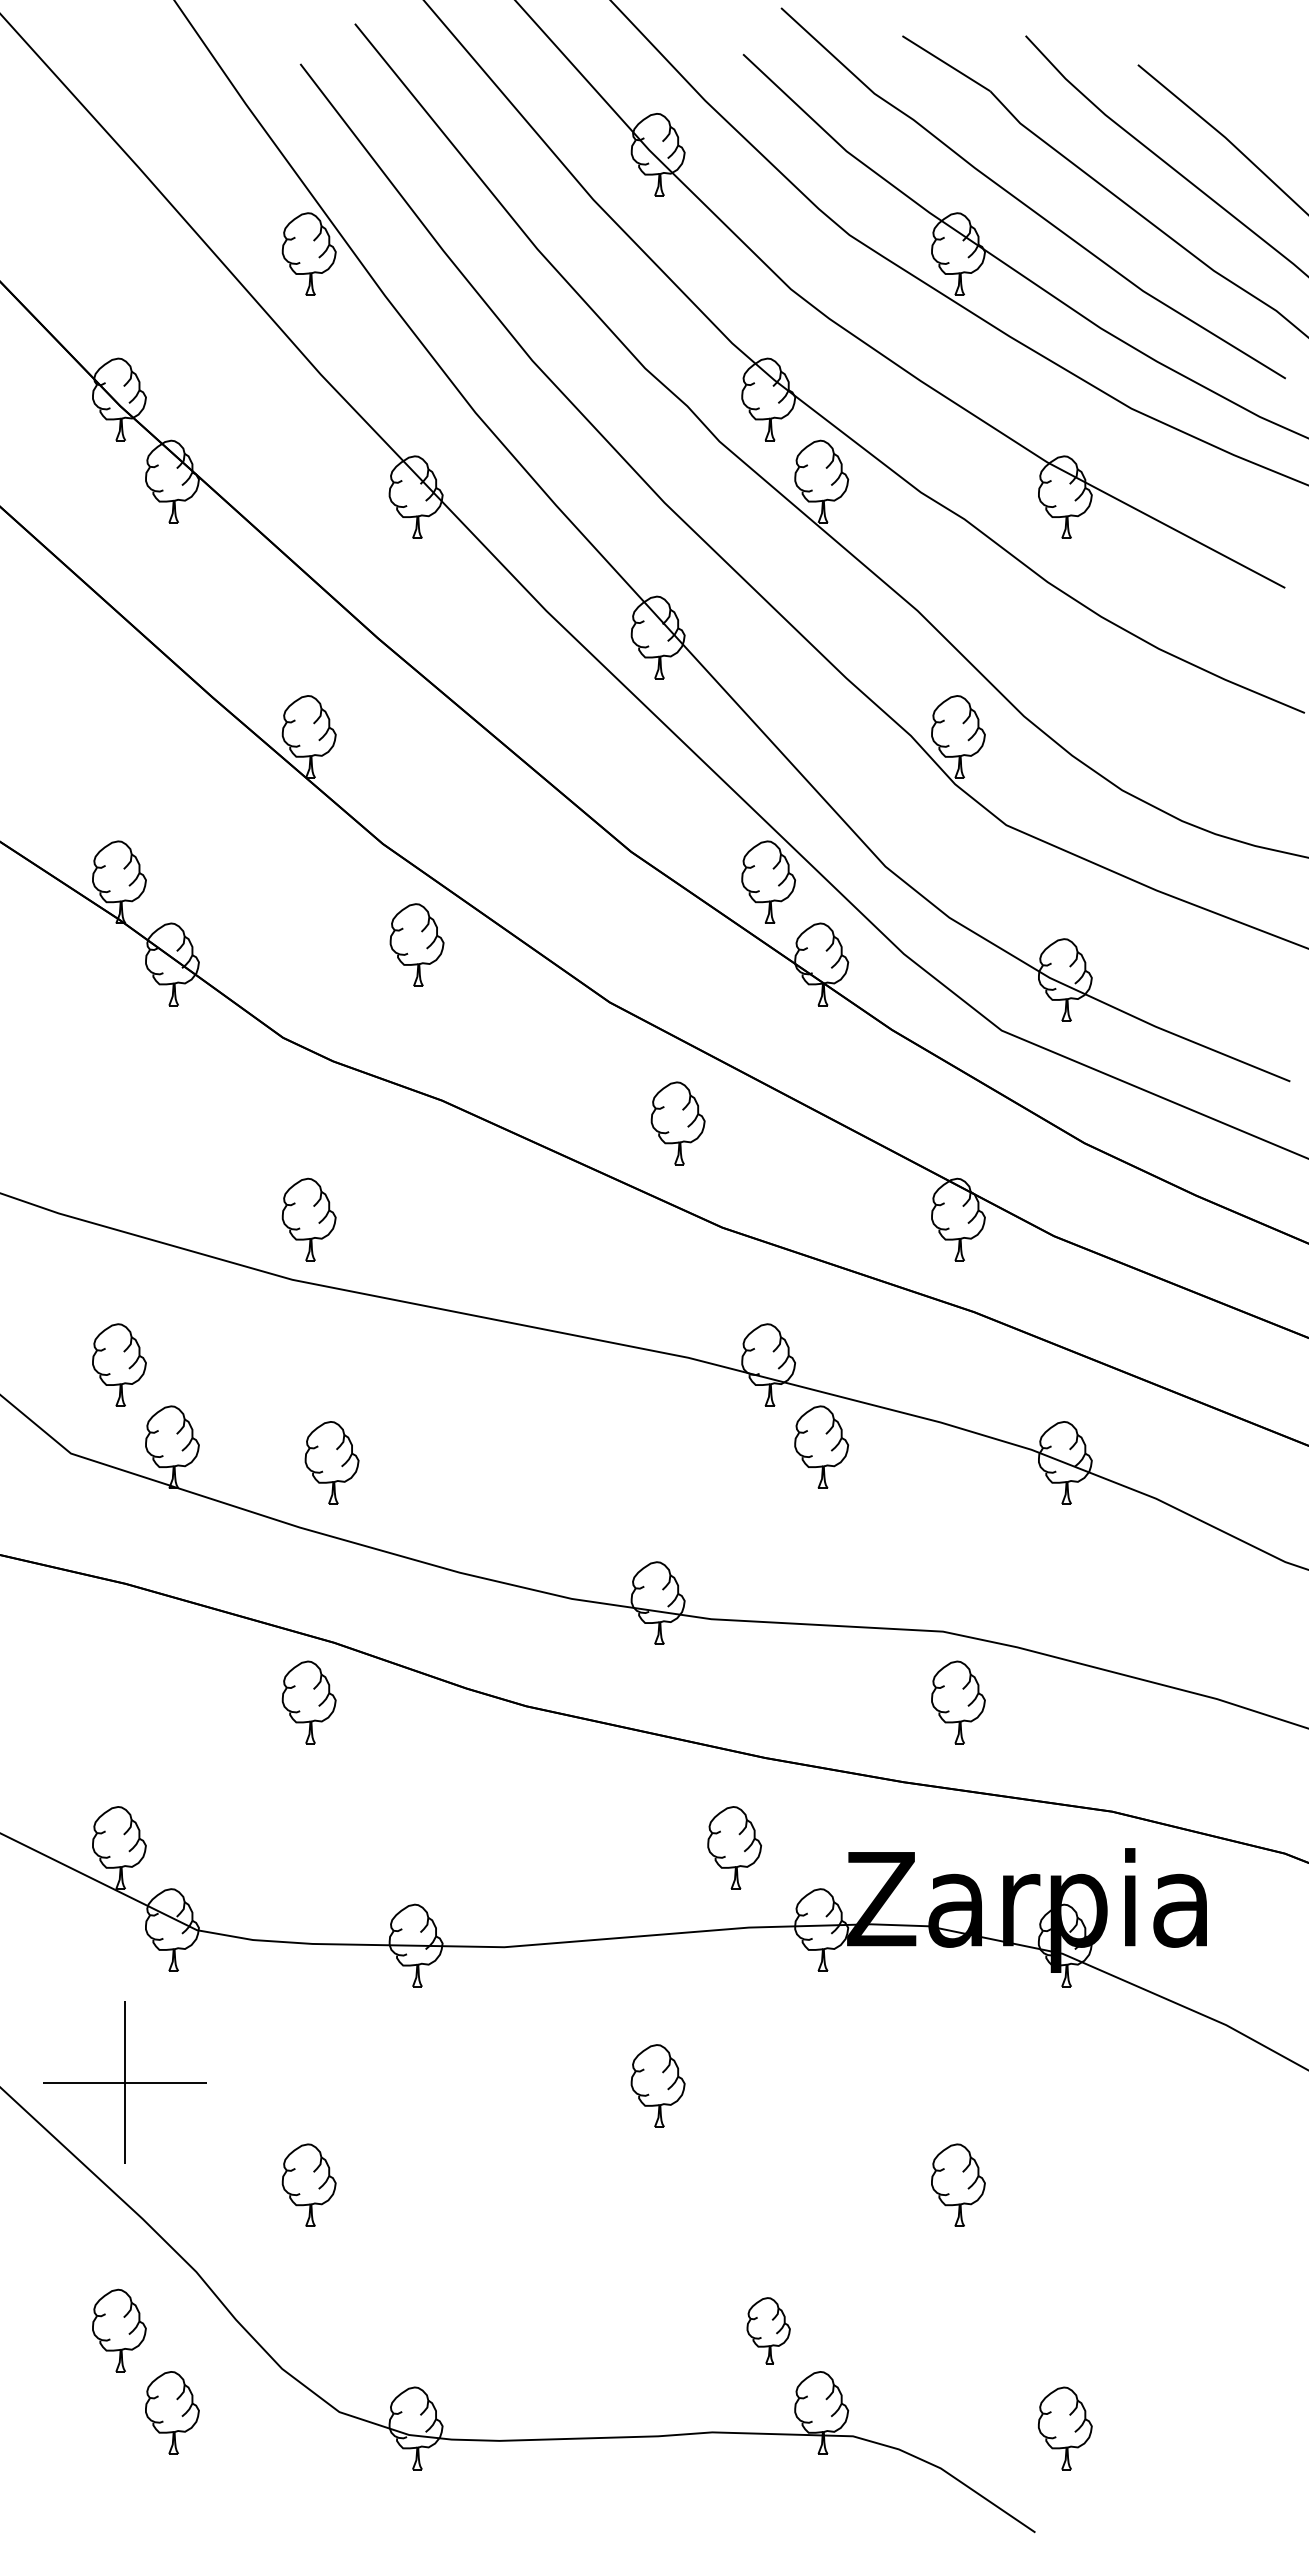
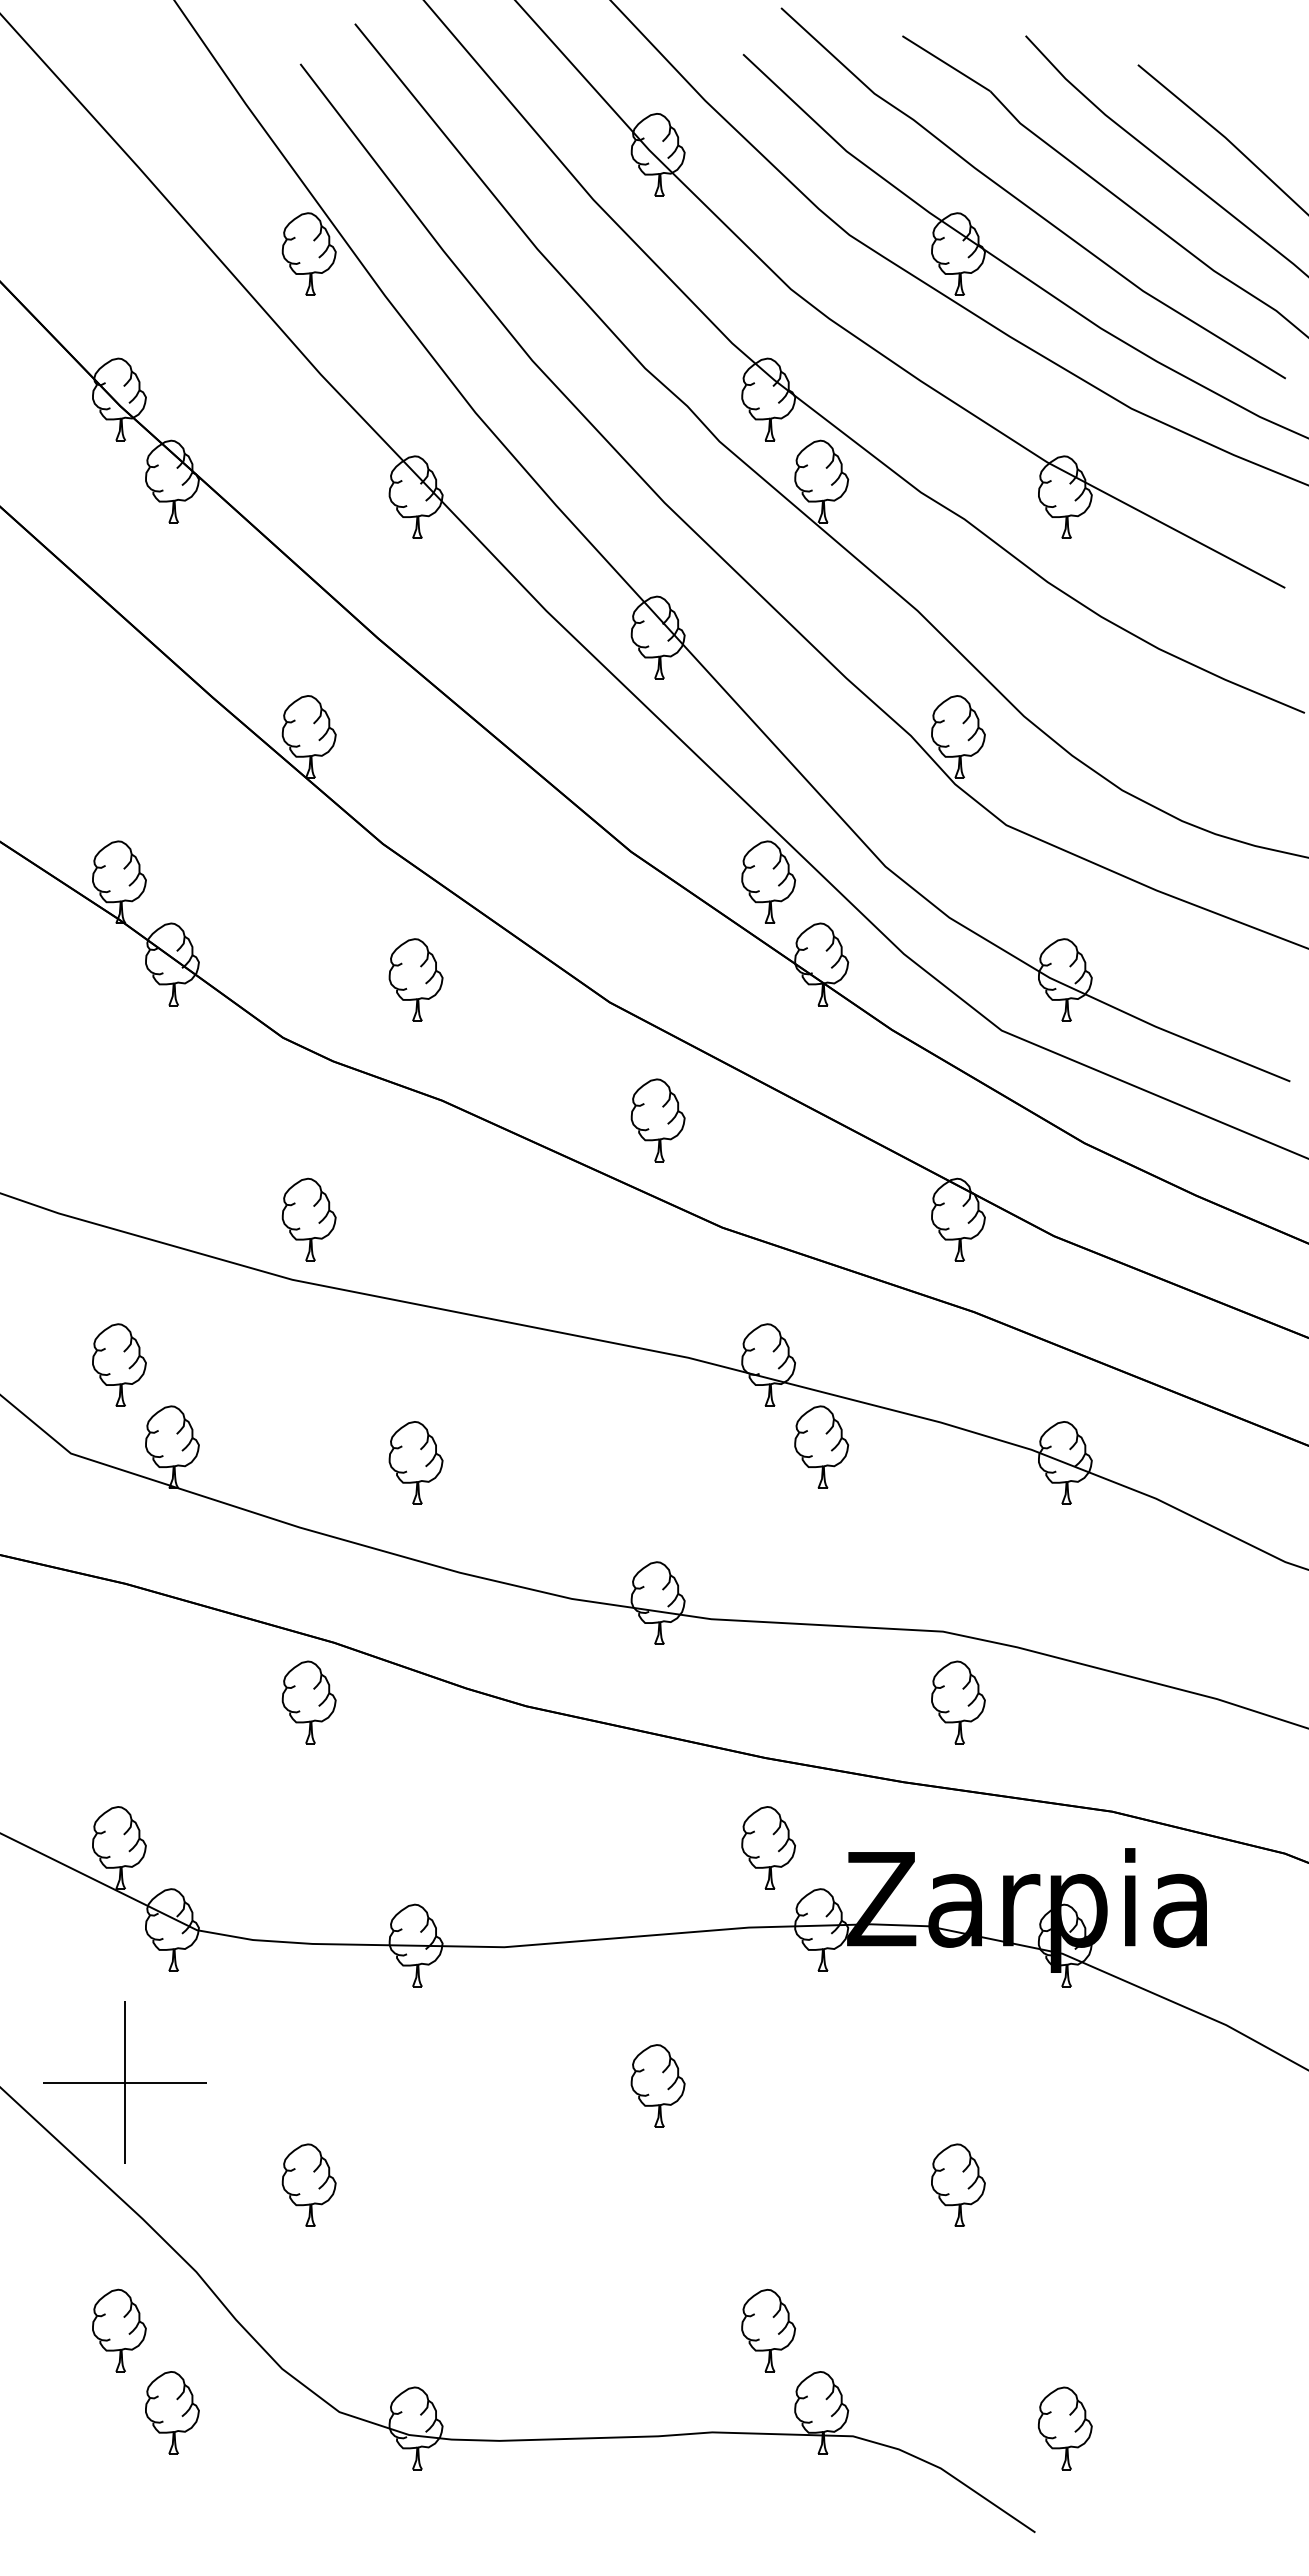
part position: (416, 944) -> (415, 979) (415, 979)
part position: (677, 1123) -> (657, 1120) (657, 1120)
part position: (331, 1462) -> (415, 1462) (415, 1462)
part position: (734, 1847) -> (768, 1847) (768, 1847)
part size: 45x68 px -> 56x84 px (768, 2330)
